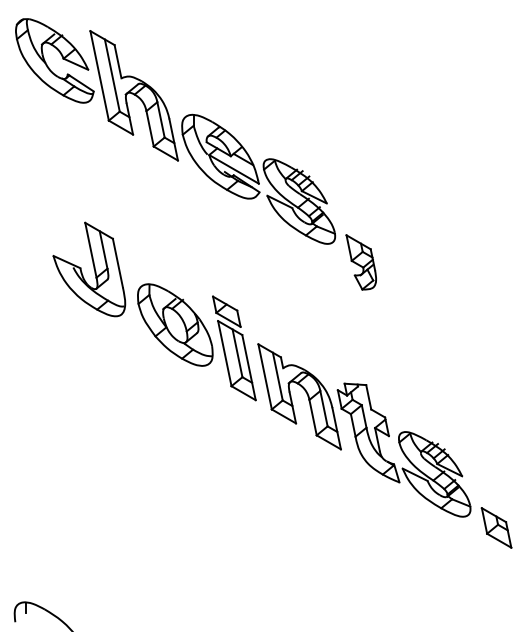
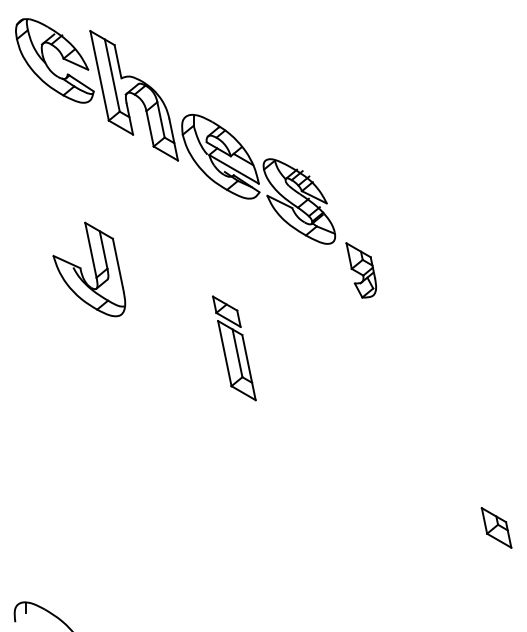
part position: (360, 262) -> (360, 270) (360, 270)
part: present -> none (175, 324)
part: present -> none (364, 430)
